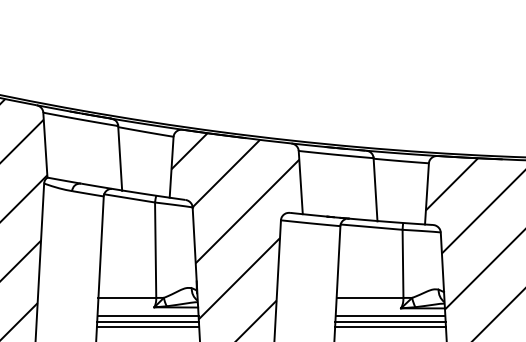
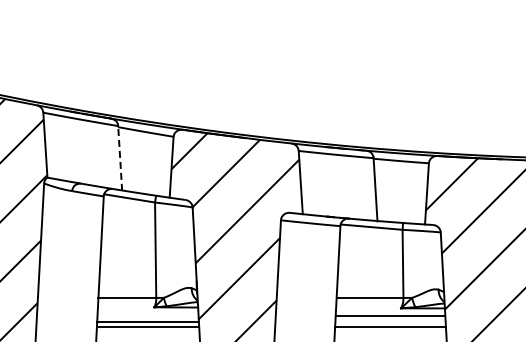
line: solid -> dashed (120, 158)
line: present -> none (147, 316)
line: present -> none (390, 322)
